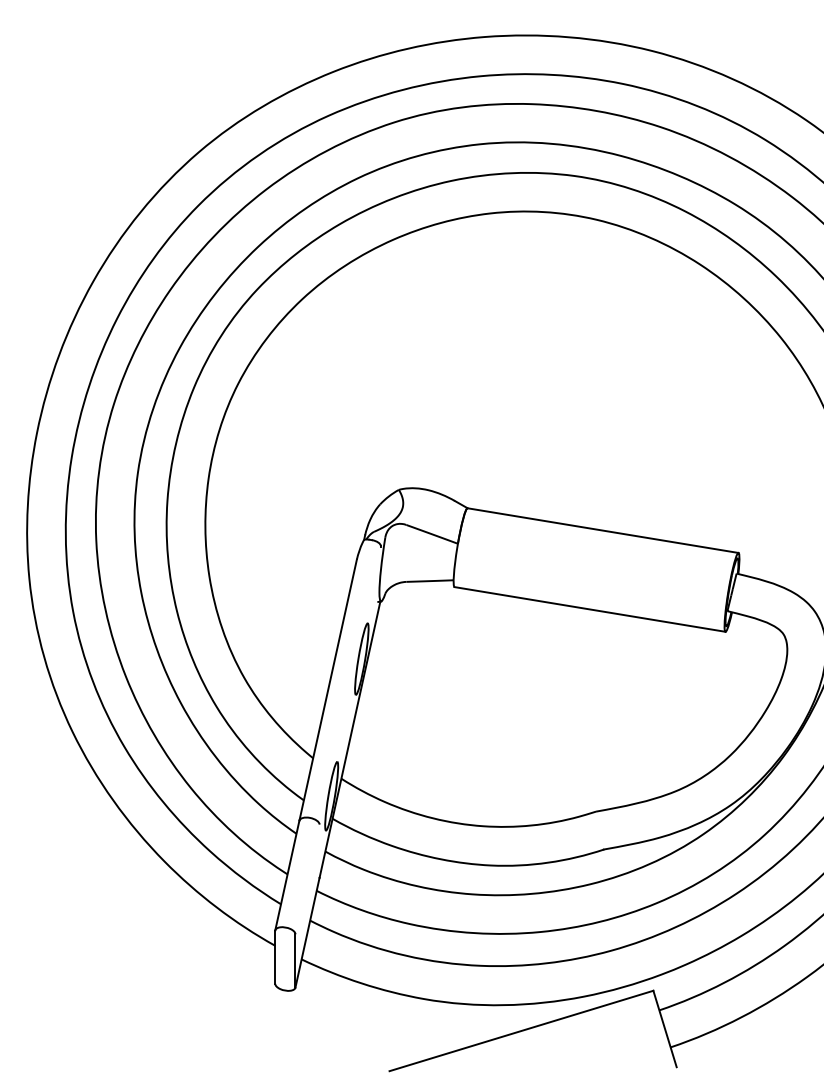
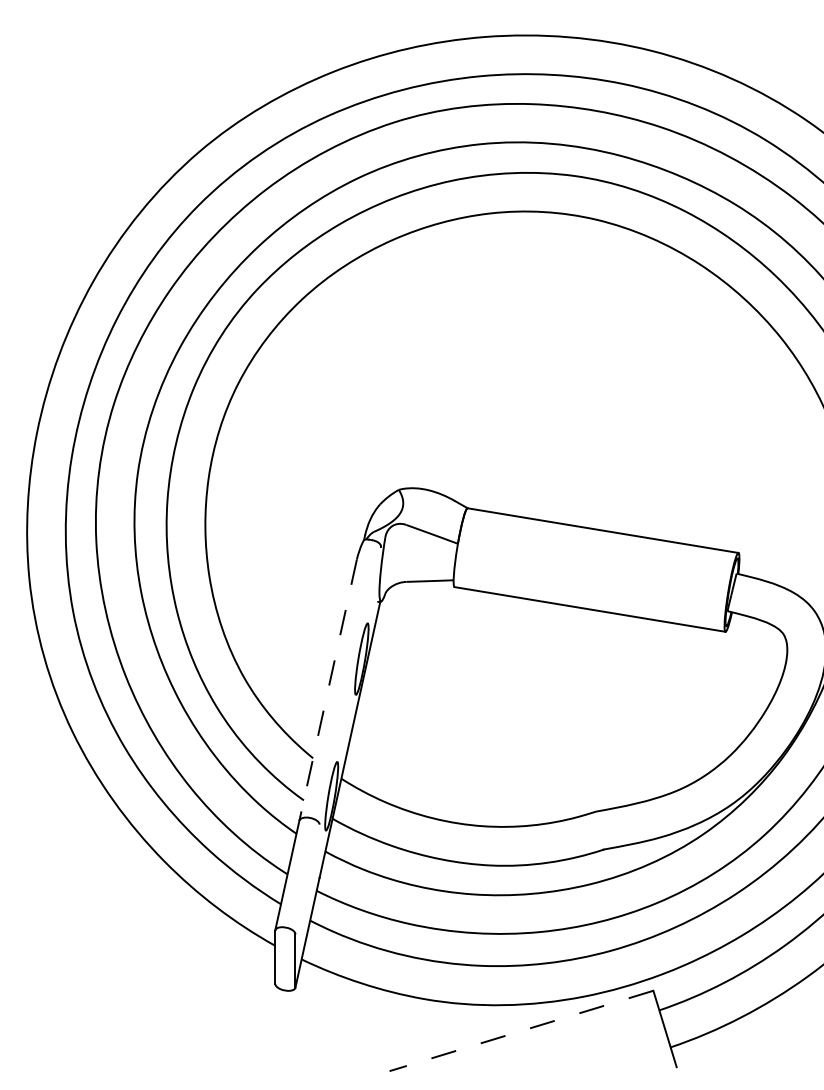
line: solid -> dashed (328, 690)
line: solid -> dashed (521, 1030)
